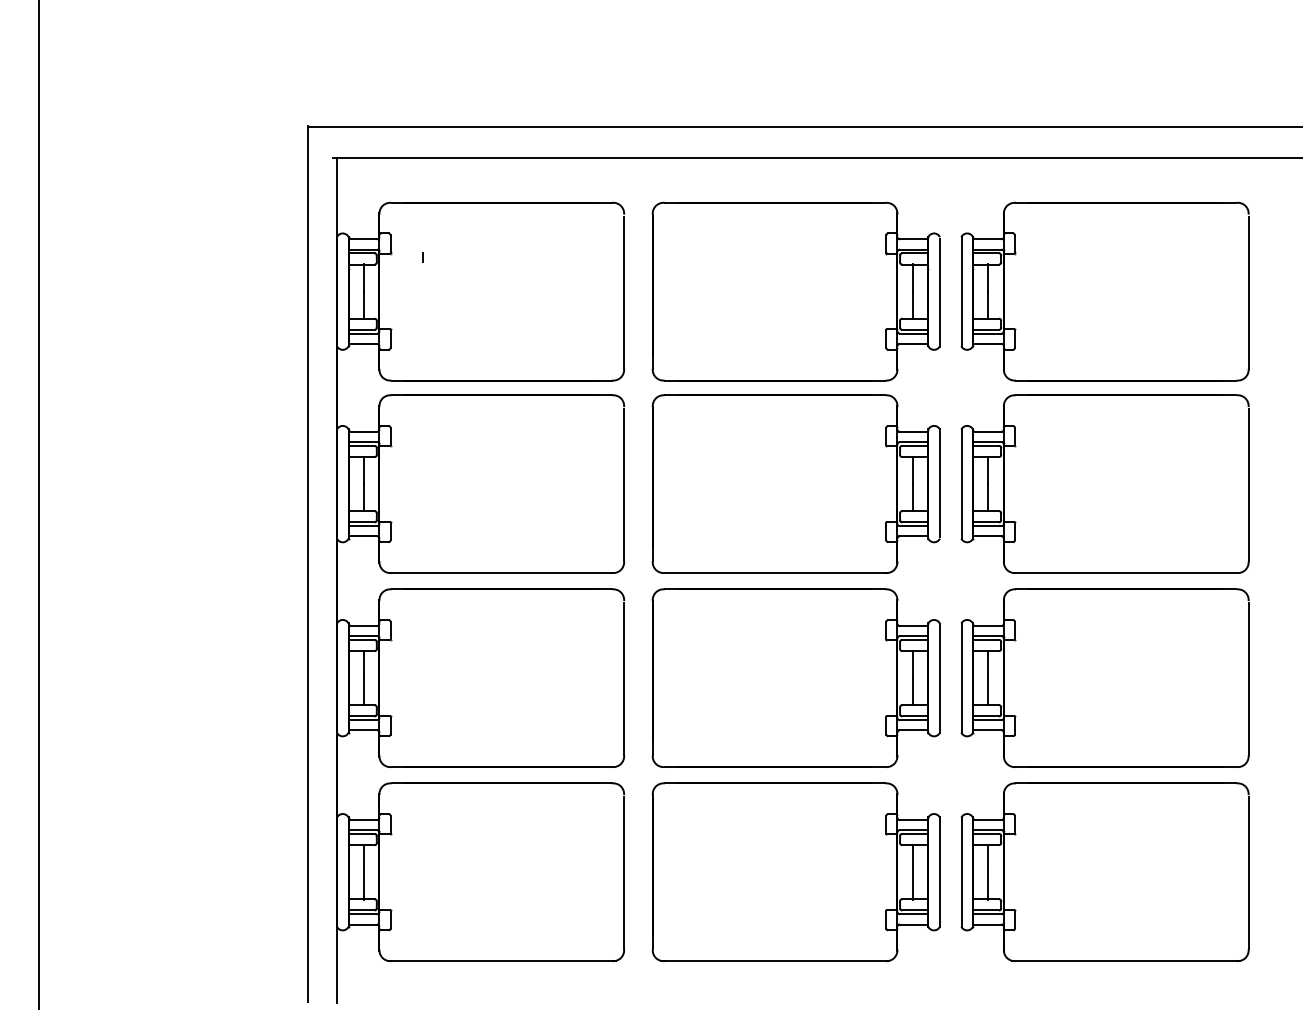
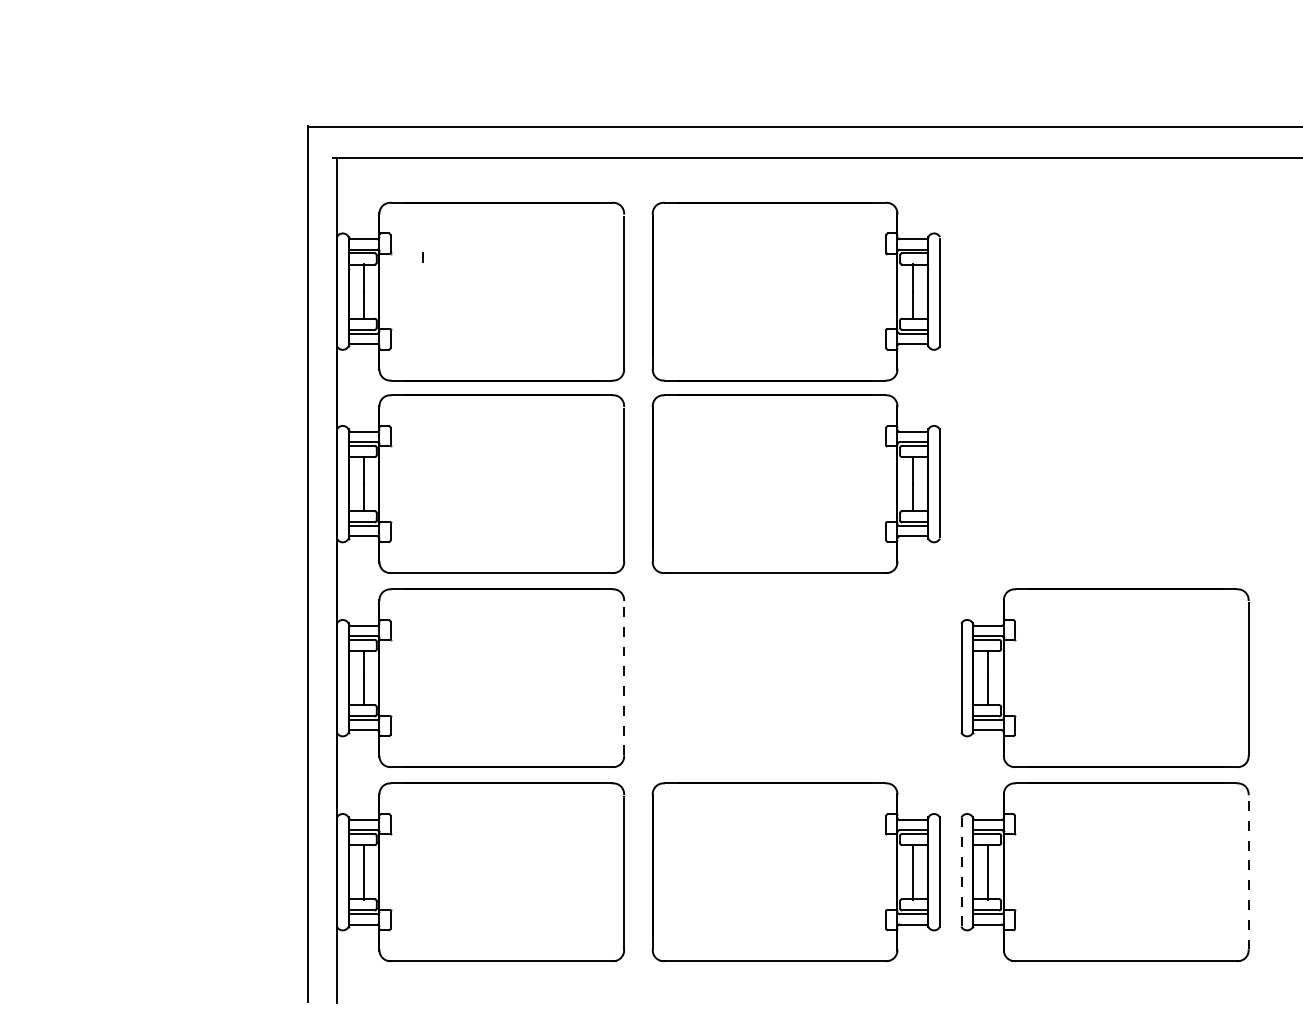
part: present -> none (1104, 203)
part: present -> none (1104, 395)
line: present -> none (39, 504)
part: present -> none (795, 677)
line: solid -> dashed (624, 678)
line: solid -> dashed (961, 872)
line: solid -> dashed (1248, 872)
